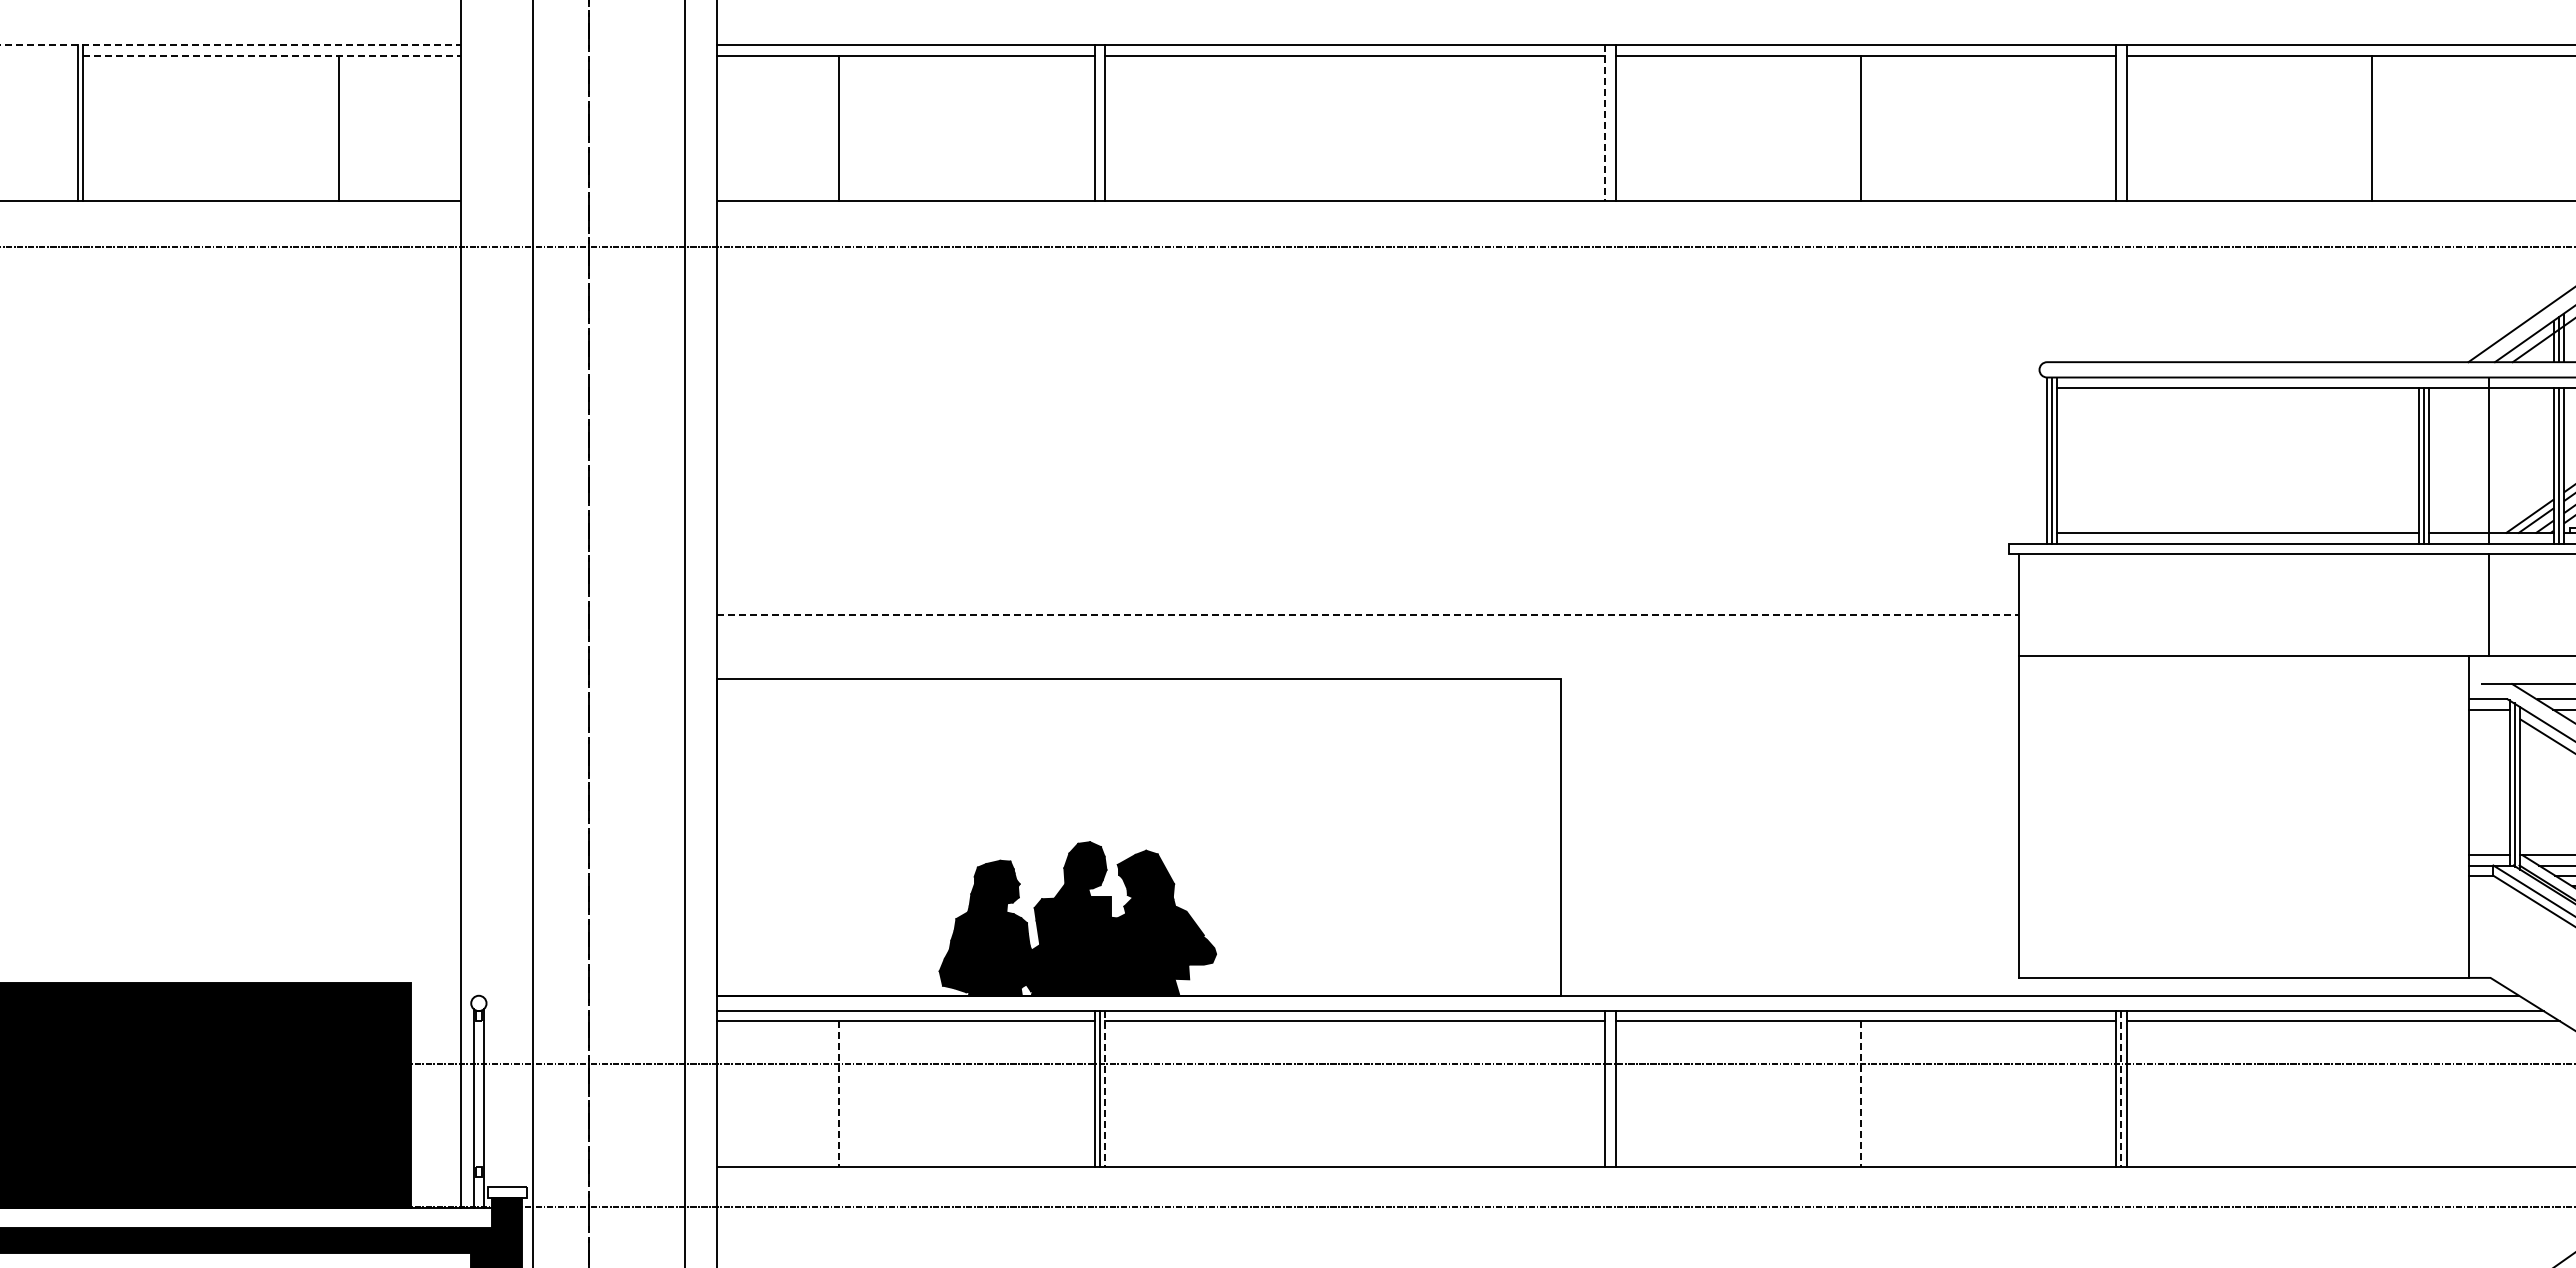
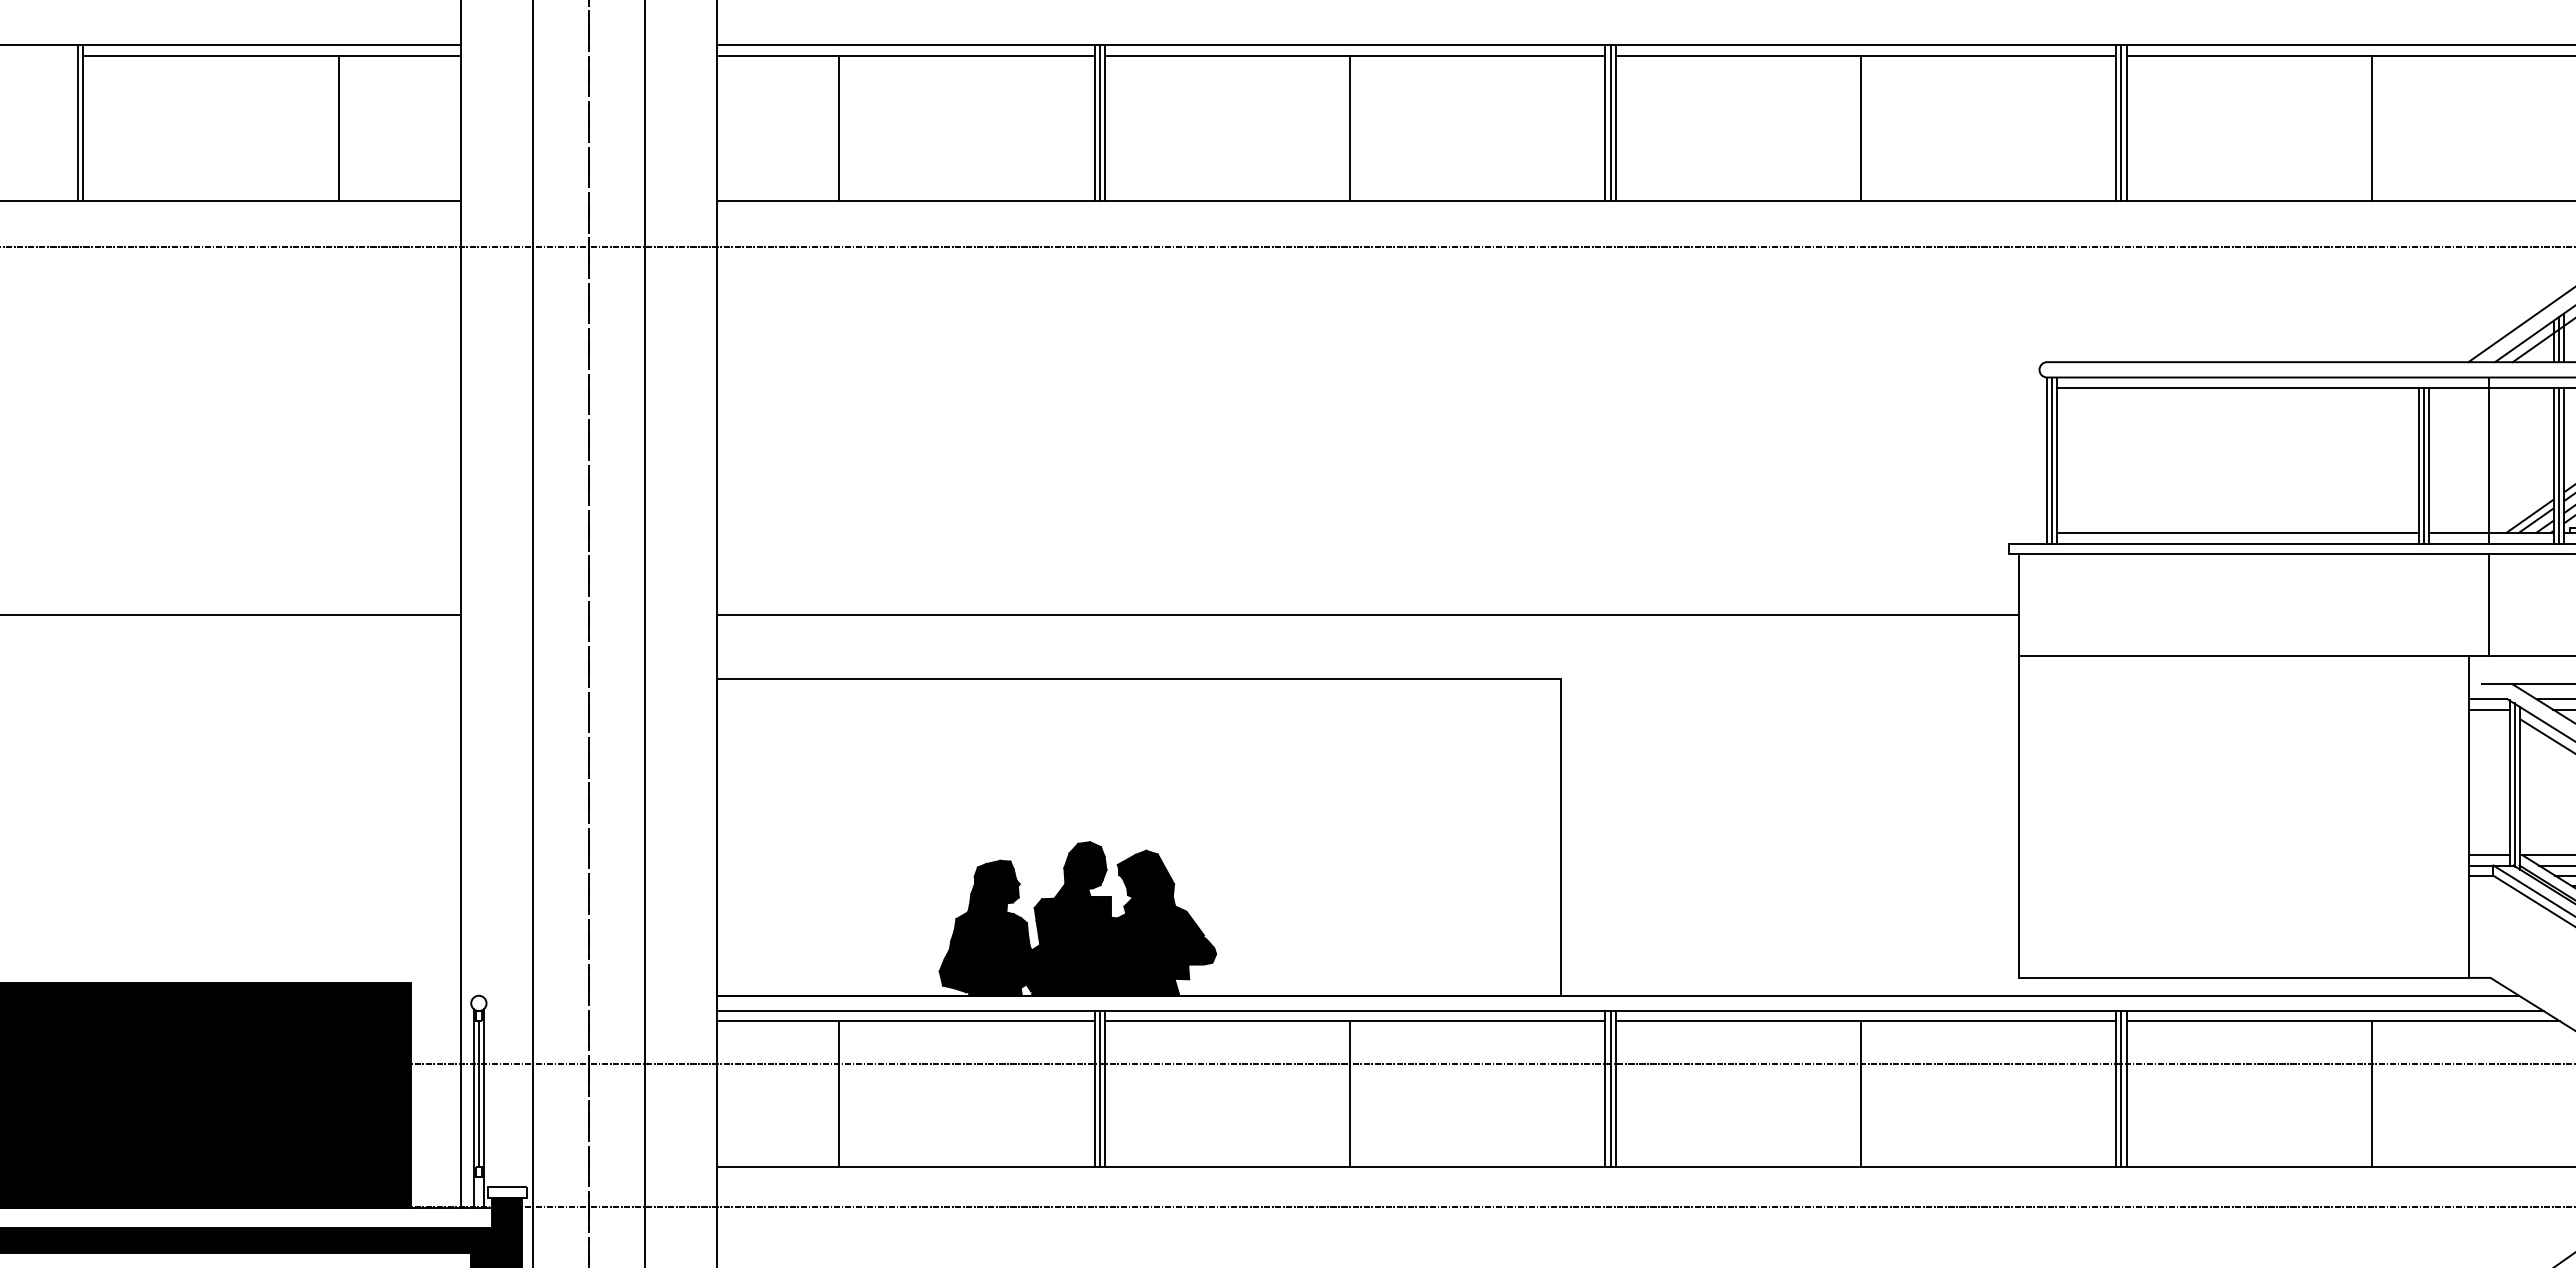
line: dashed -> solid (231, 45)
line: dashed -> solid (272, 55)
line: none -> present (1099, 123)
line: dashed -> solid (1605, 123)
line: none -> present (1610, 123)
line: none -> present (2121, 123)
line: none -> present (1350, 128)
line: none -> present (231, 615)
line: dashed -> solid (1368, 615)
line position: (685, 633) -> (645, 633) (645, 633)
line: dashed -> solid (1104, 1088)
line: none -> present (1610, 1088)
line: dashed -> solid (2121, 1088)
line: none -> present (478, 1093)
line: none -> present (1350, 1093)
line: none -> present (2371, 1093)
line: dashed -> solid (839, 1094)
line: dashed -> solid (1860, 1094)
